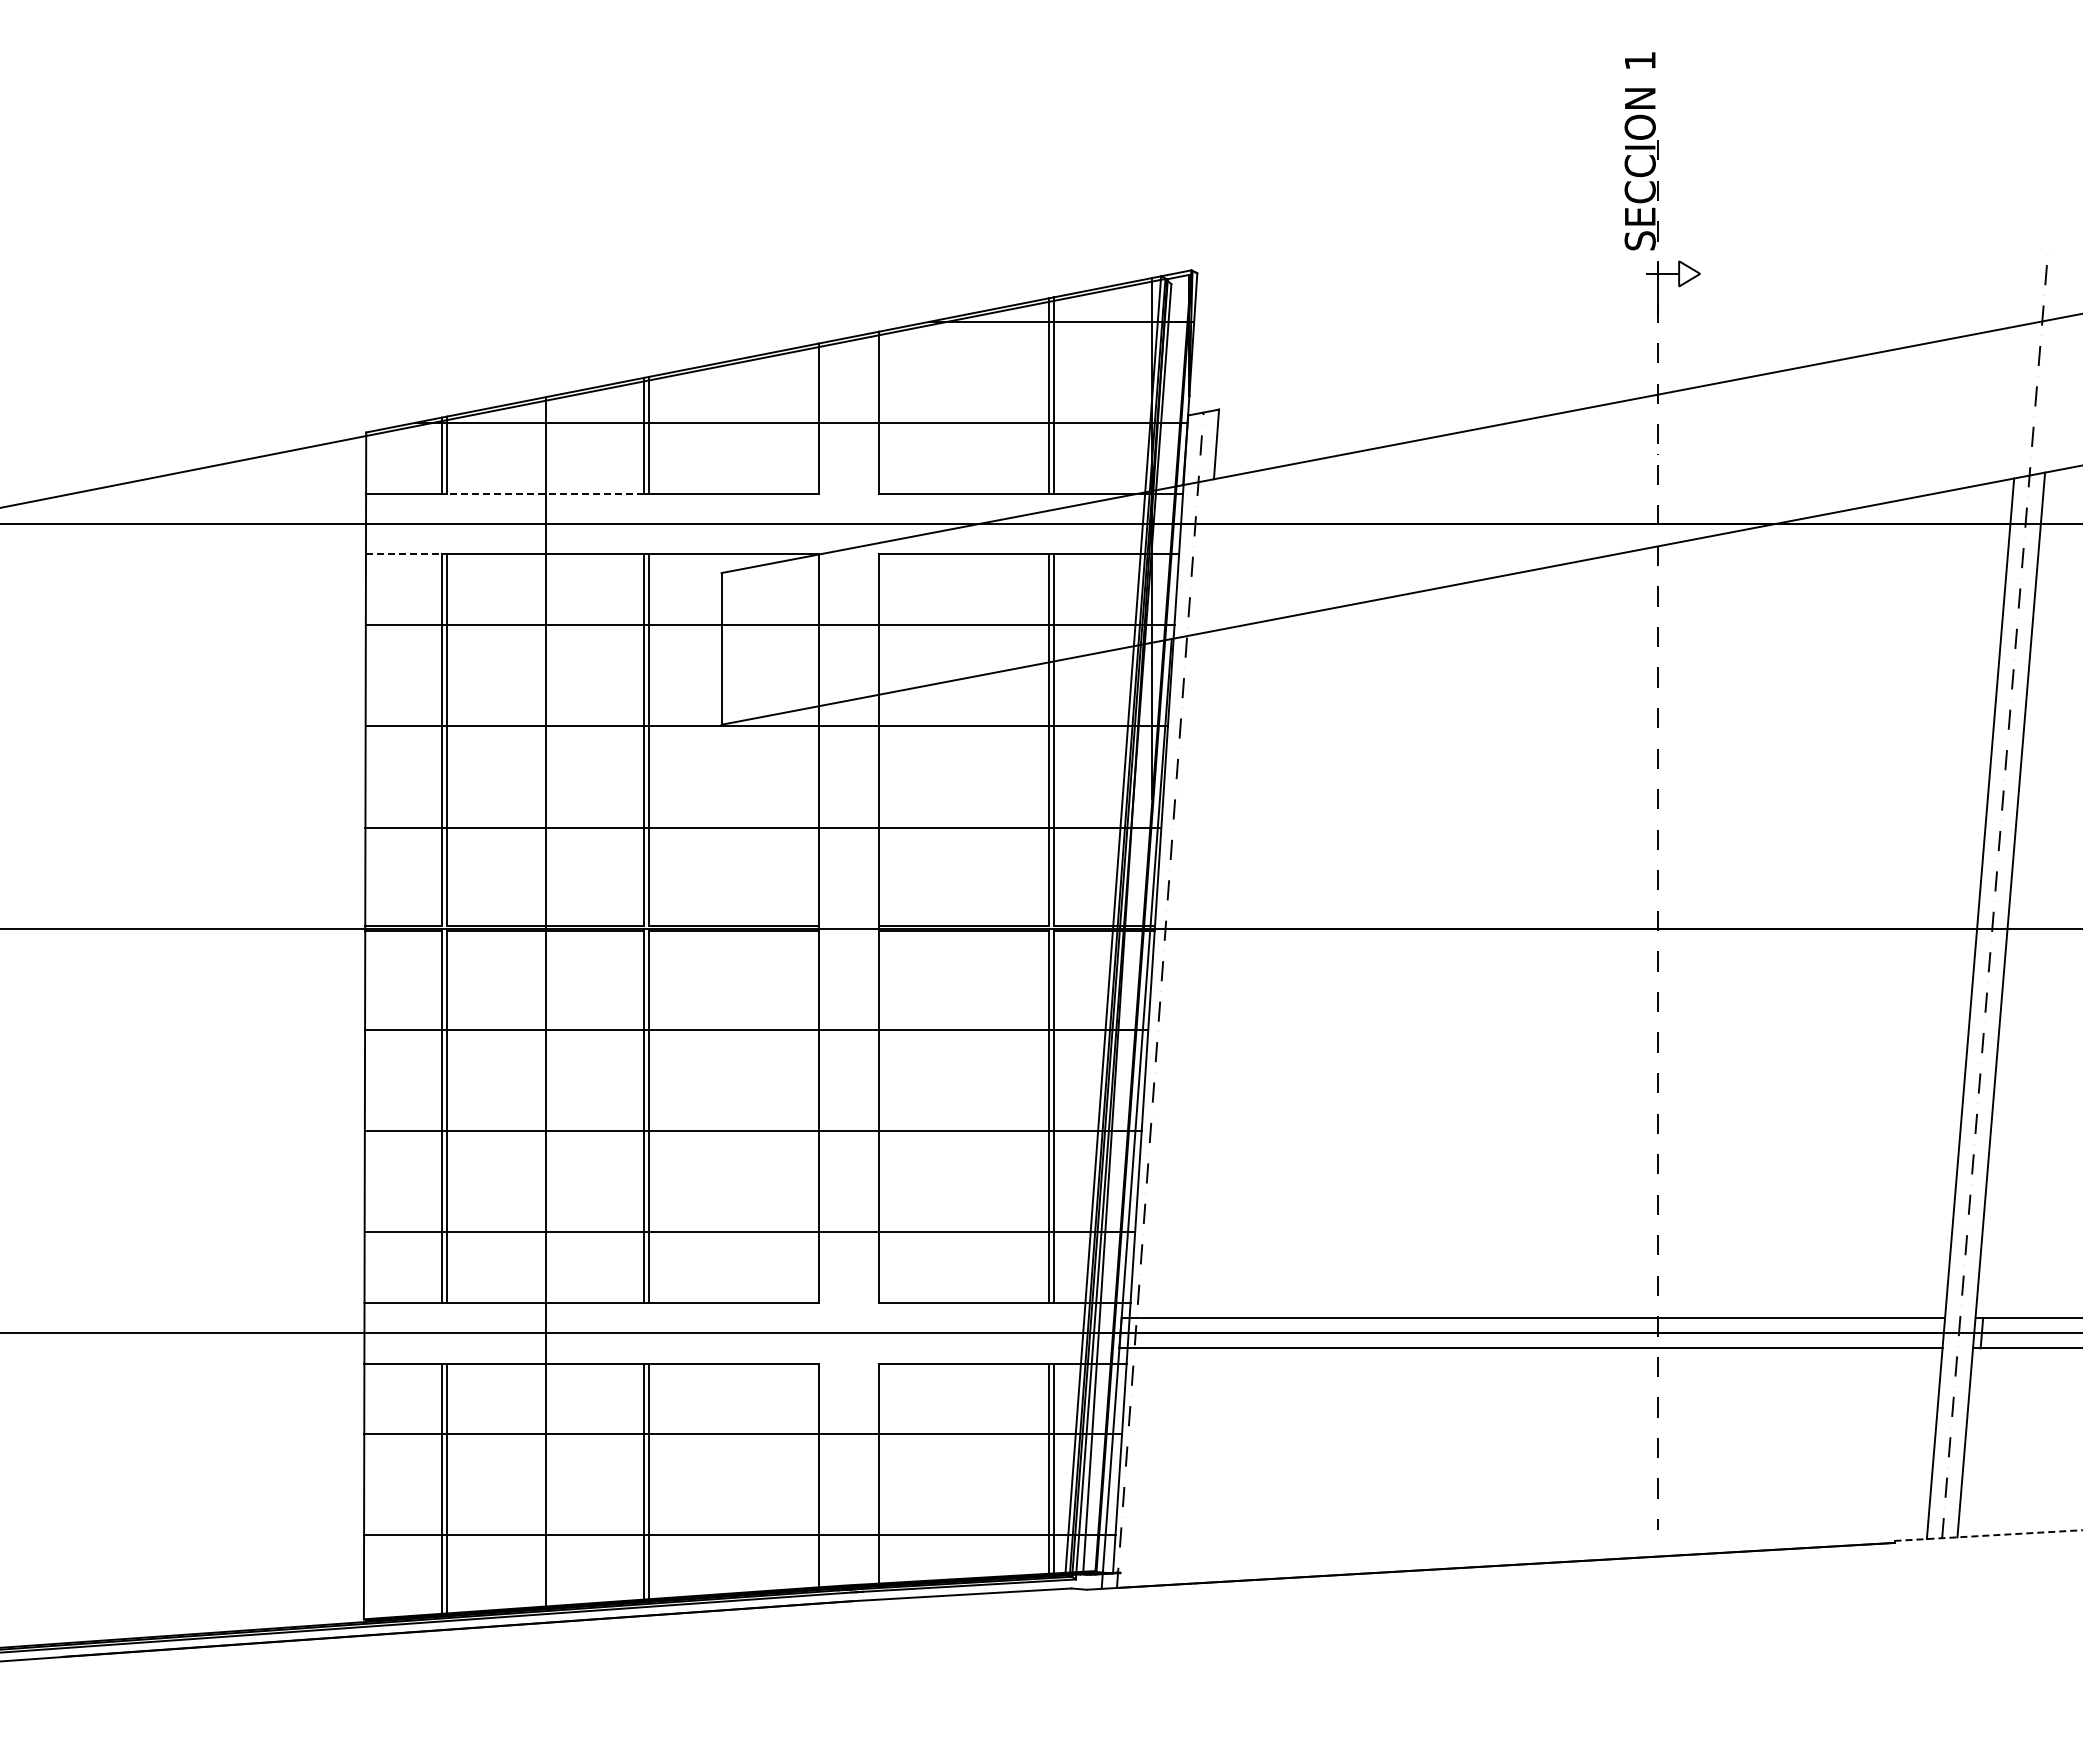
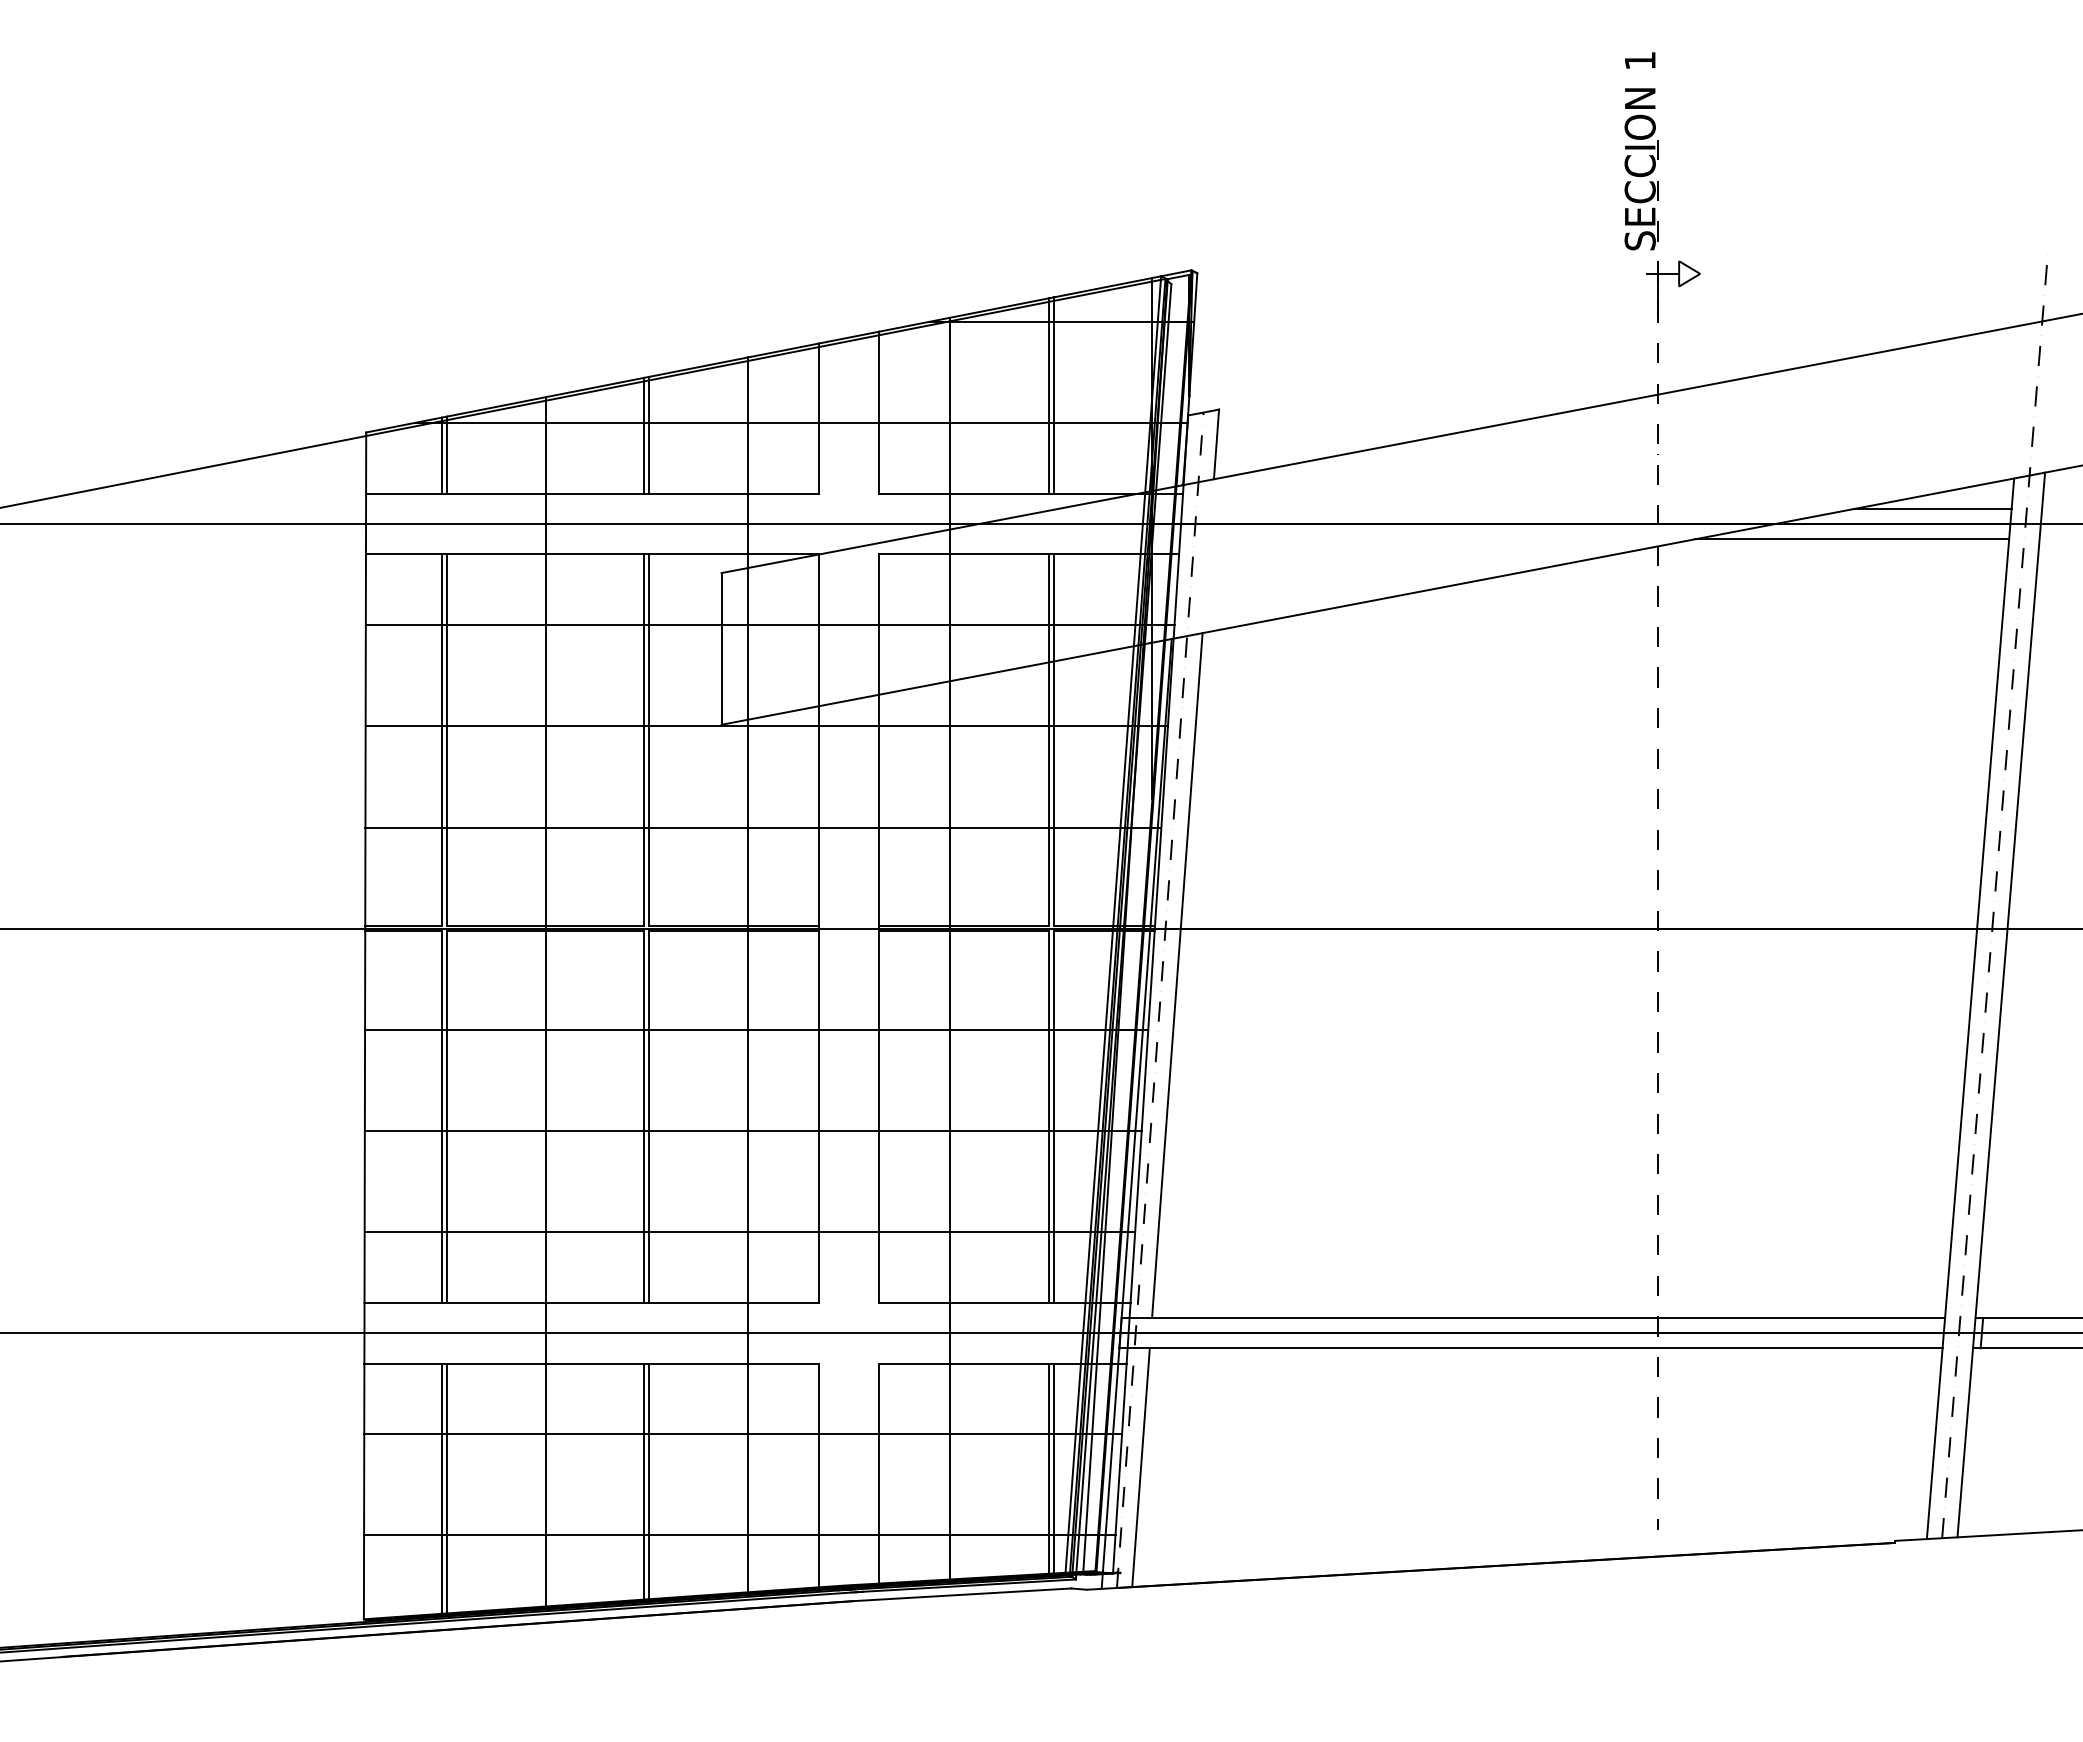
line: dashed -> solid (545, 493)
line: none -> present (1932, 508)
line: none -> present (1852, 539)
line: dashed -> solid (403, 554)
line: none -> present (950, 948)
line: none -> present (747, 974)
line: none -> present (1177, 975)
line: none -> present (1140, 1467)
line: dashed -> solid (1988, 1535)
